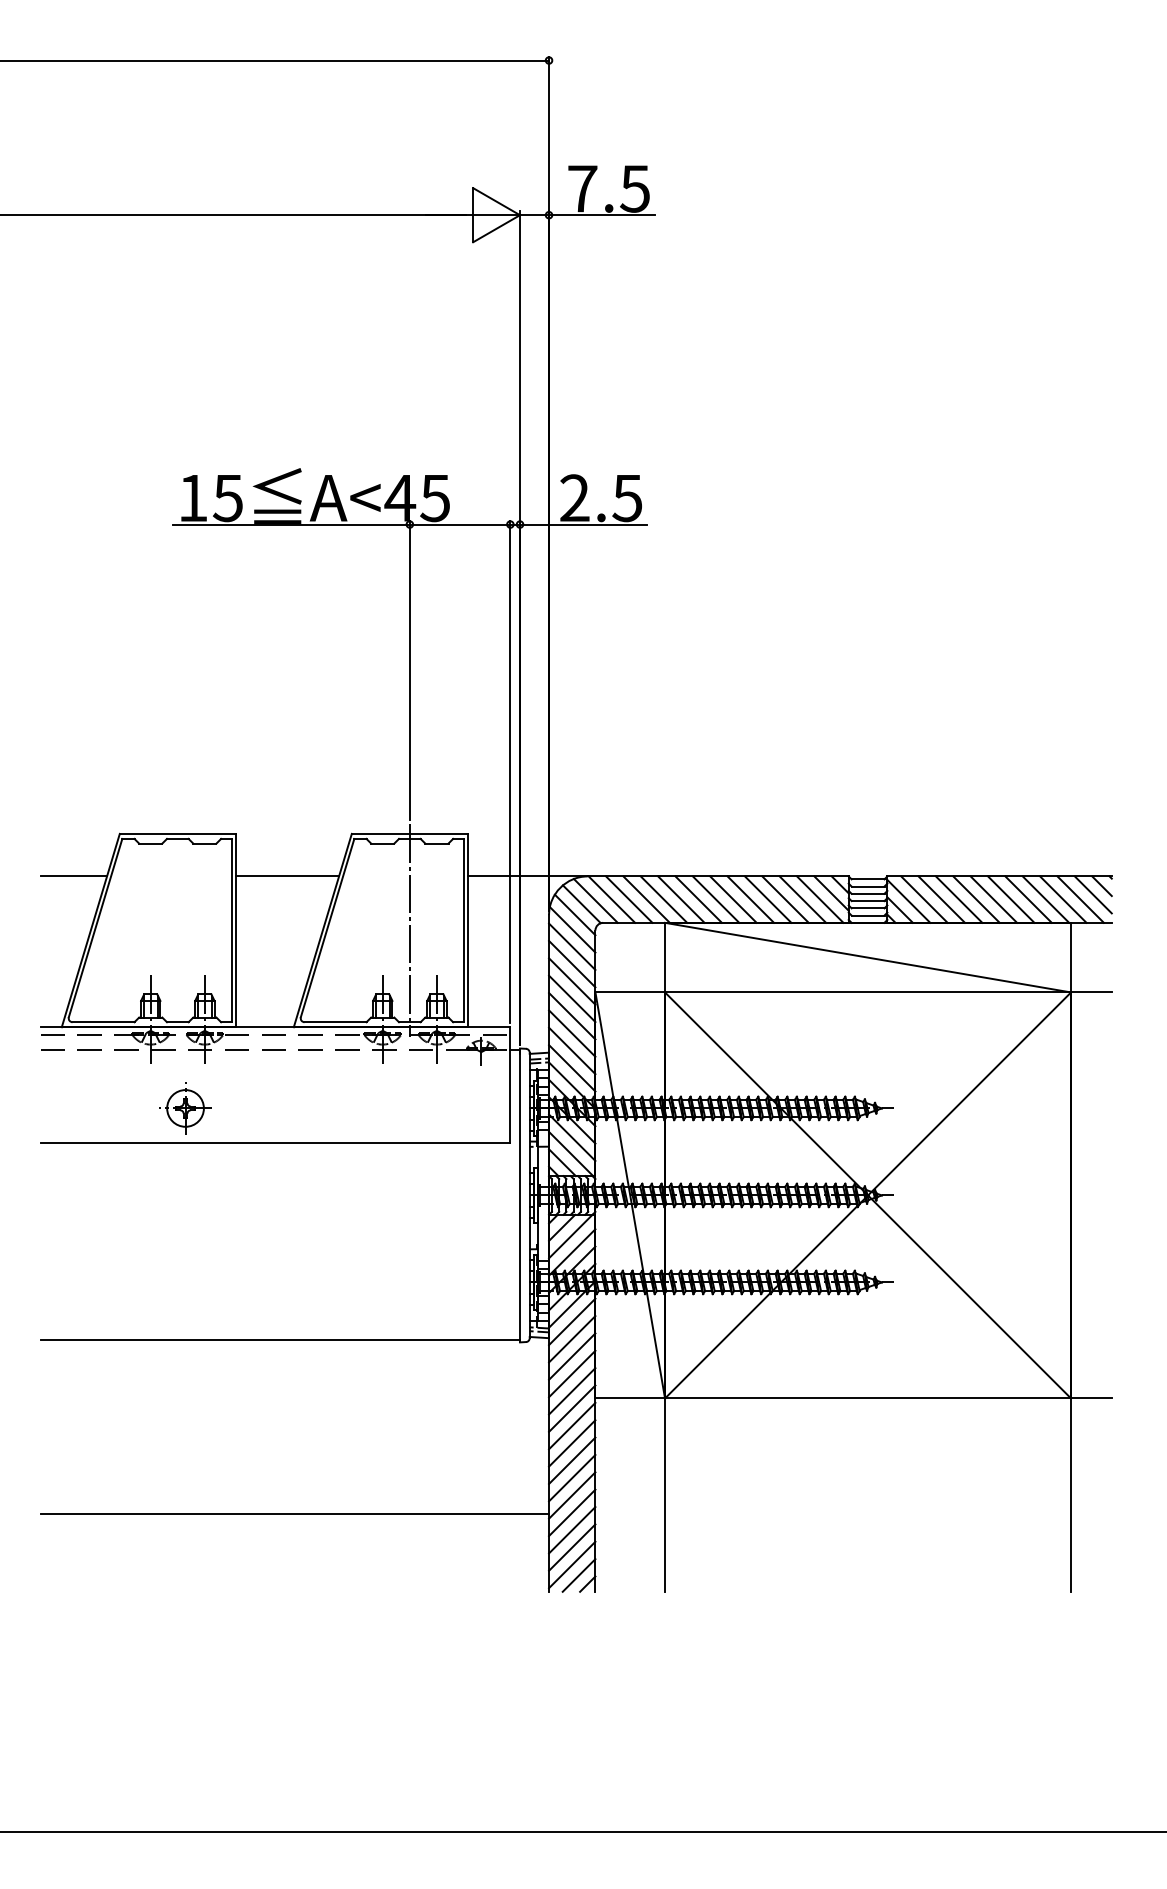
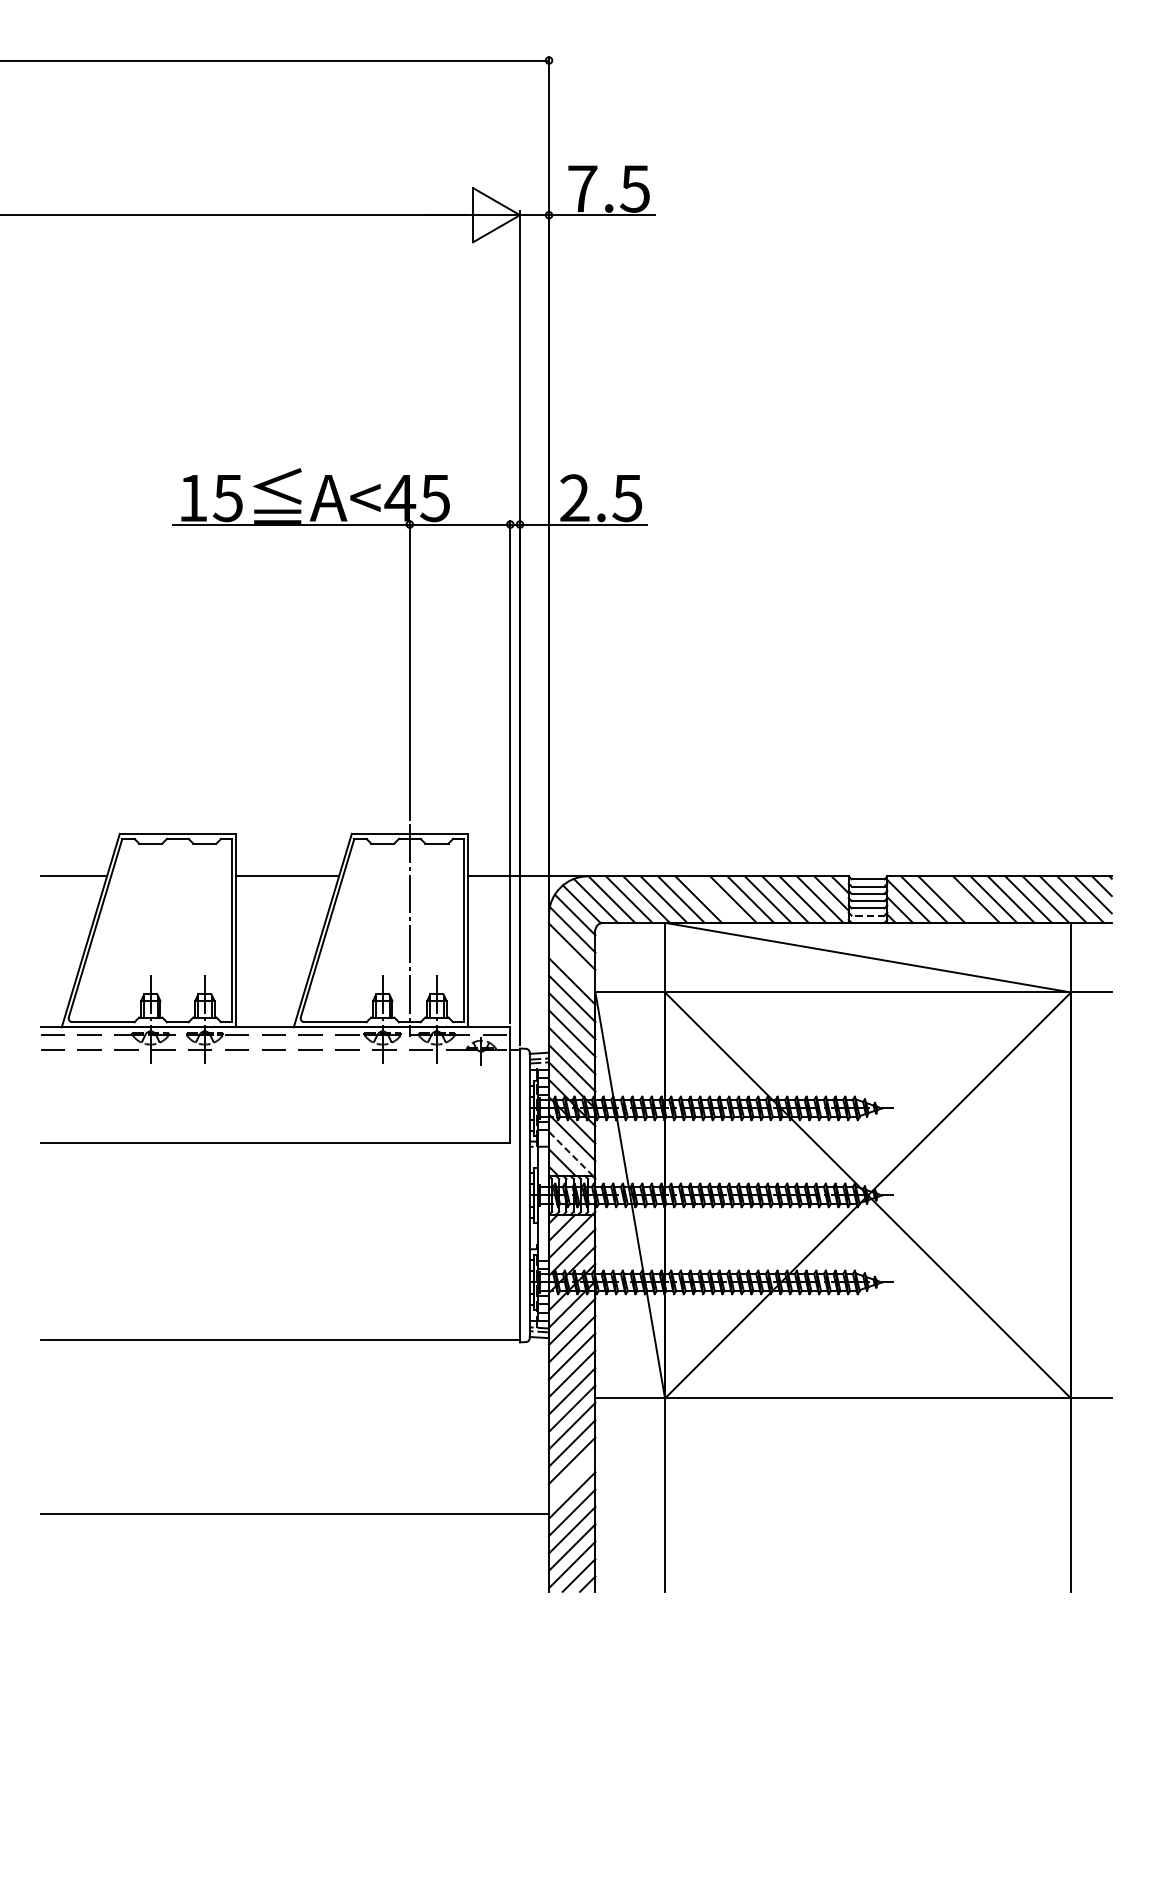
line: present -> none (715, 899)
line: present -> none (958, 899)
line: solid -> dashed (867, 915)
line: present -> none (572, 963)
part: present -> none (185, 1108)
line: solid -> dashed (570, 1153)
line: present -> none (572, 1477)
line: present -> none (582, 1832)
